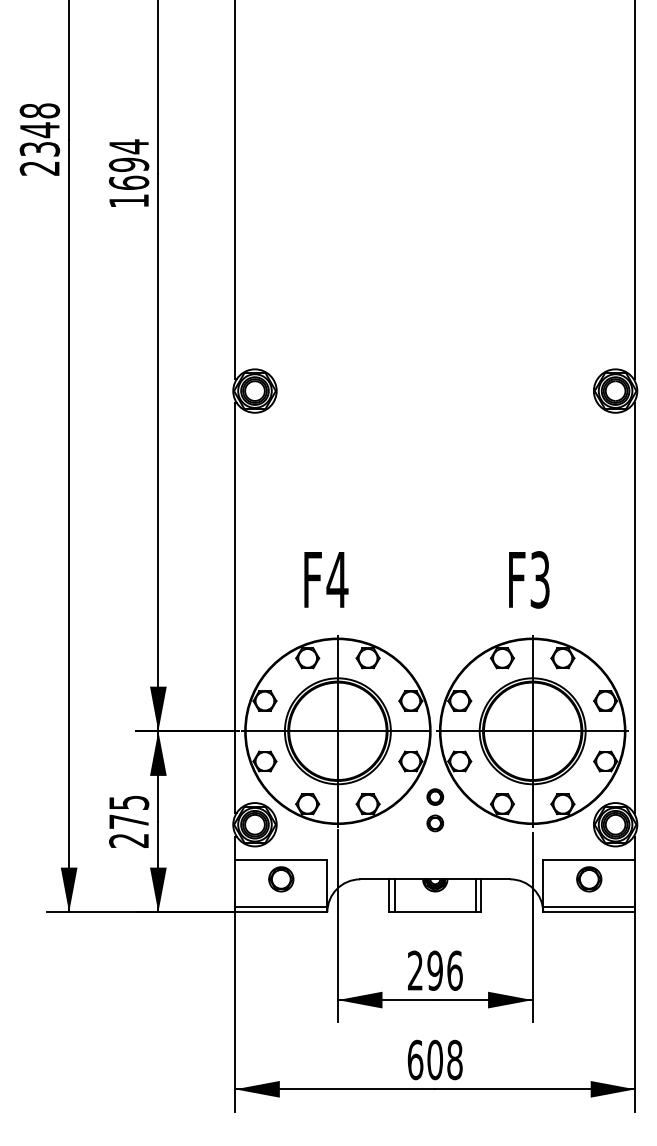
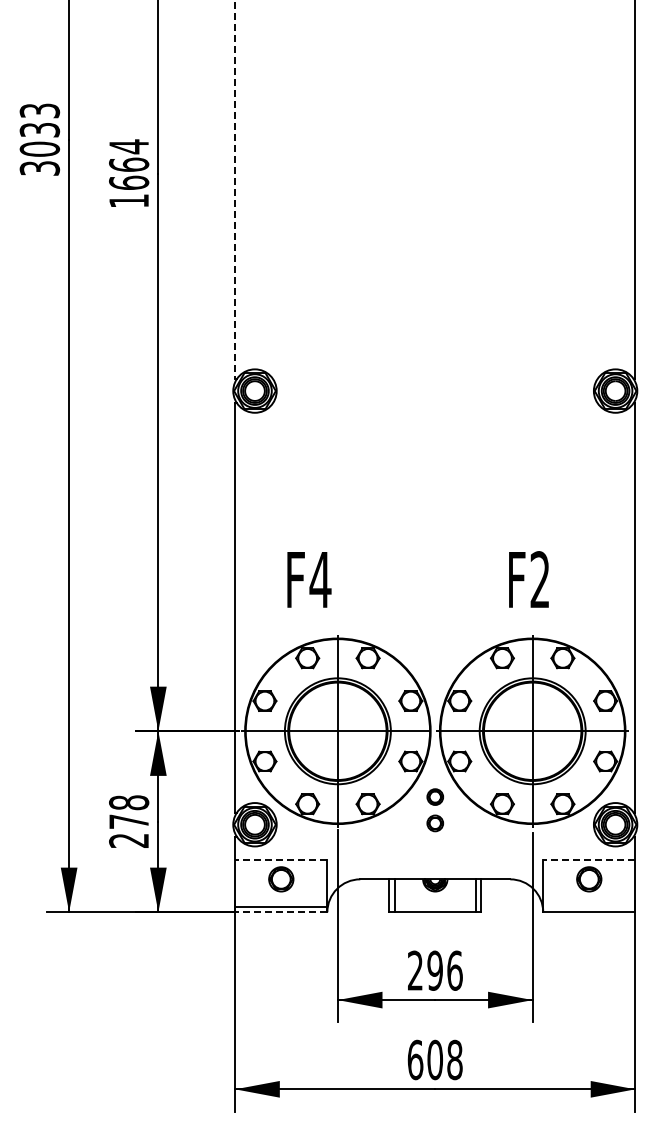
text: 2348 -> 3033 (39, 139)
text: 1694 -> 1664 (129, 164)
line: solid -> dashed (235, 189)
text position: (326, 579) -> (309, 579) (309, 579)
text: F3 -> F2 (539, 579)
text: 275 -> 278 (129, 802)
line: solid -> dashed (280, 859)
line: solid -> dashed (588, 859)
line: present -> none (589, 907)
line: solid -> dashed (280, 912)
